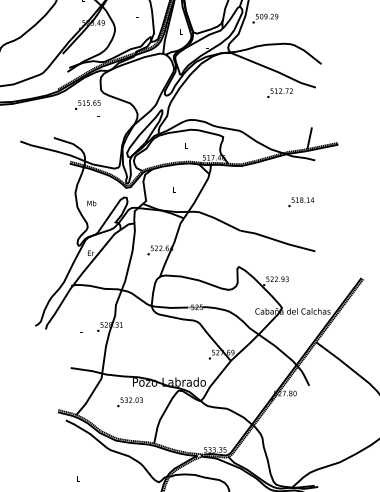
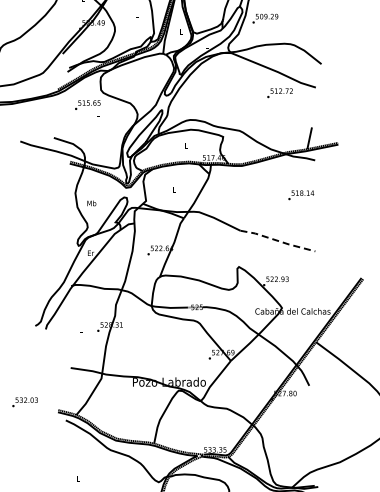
text position: (301, 202) -> (301, 195) (301, 195)
line: solid -> dashed (277, 240)
text position: (129, 402) -> (24, 402) (24, 402)
